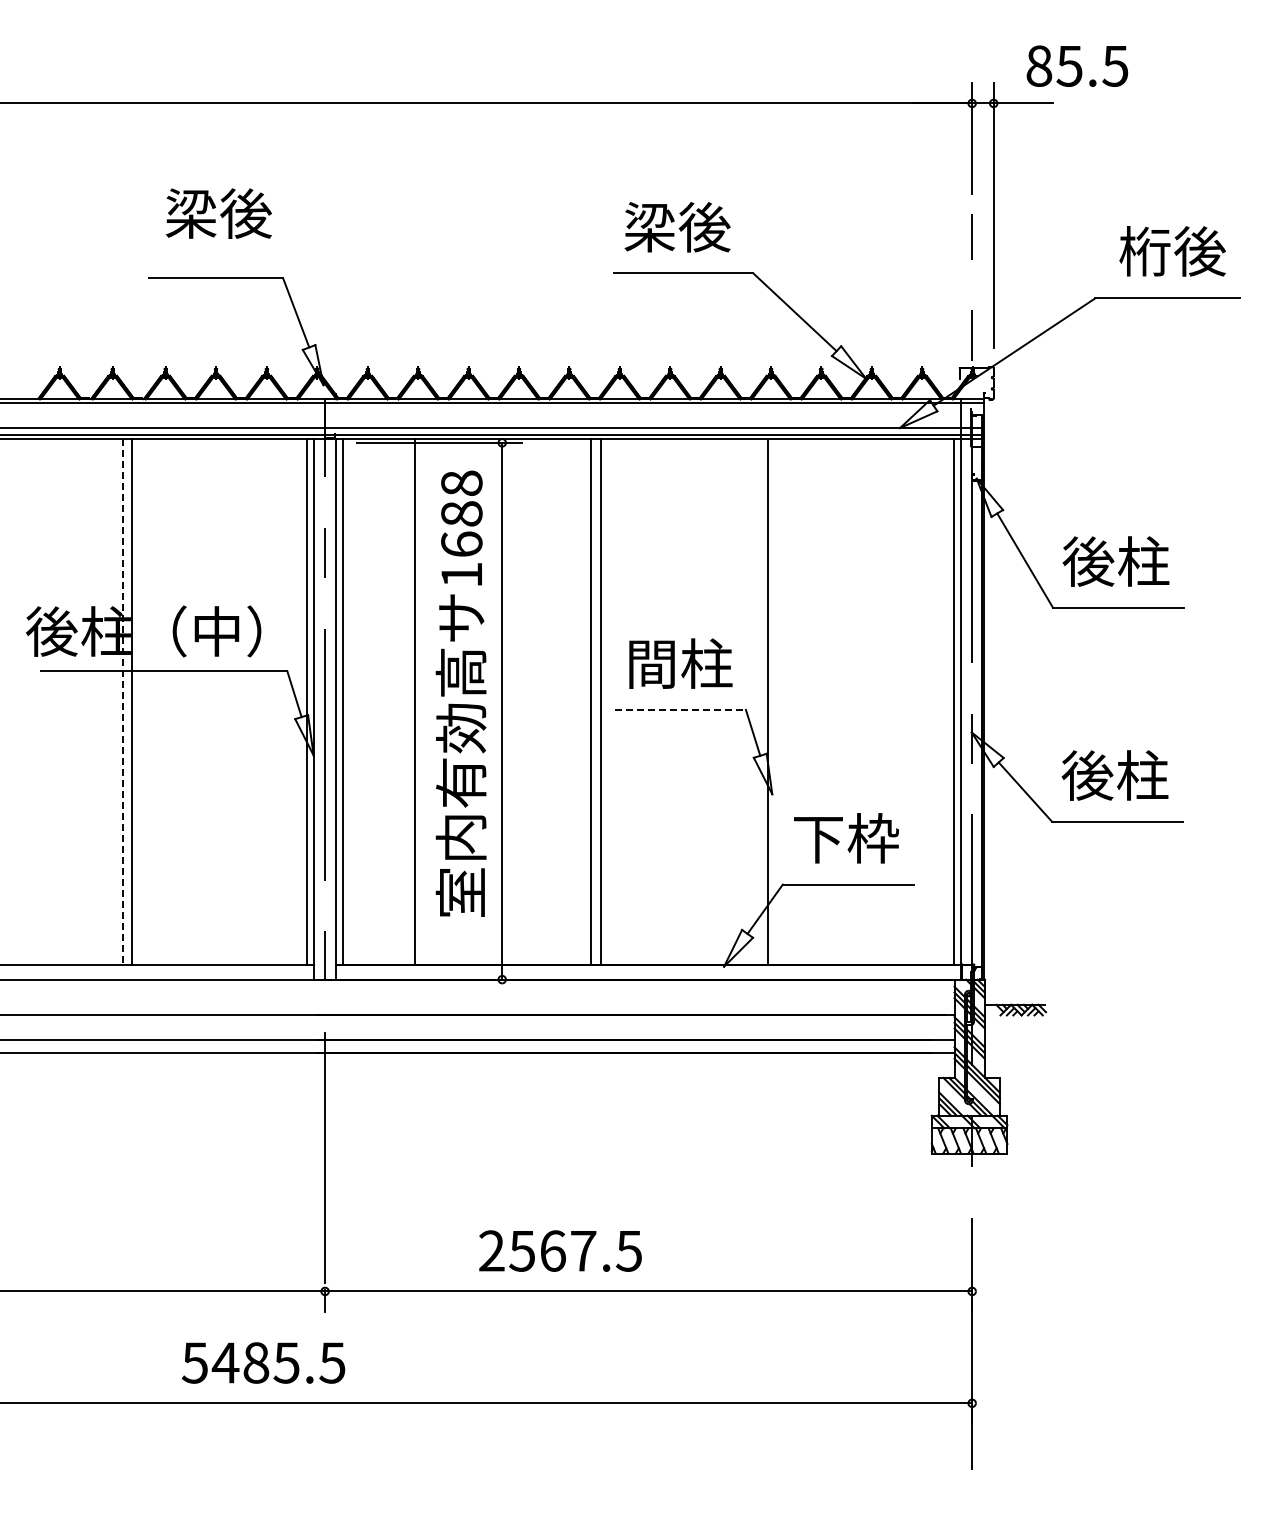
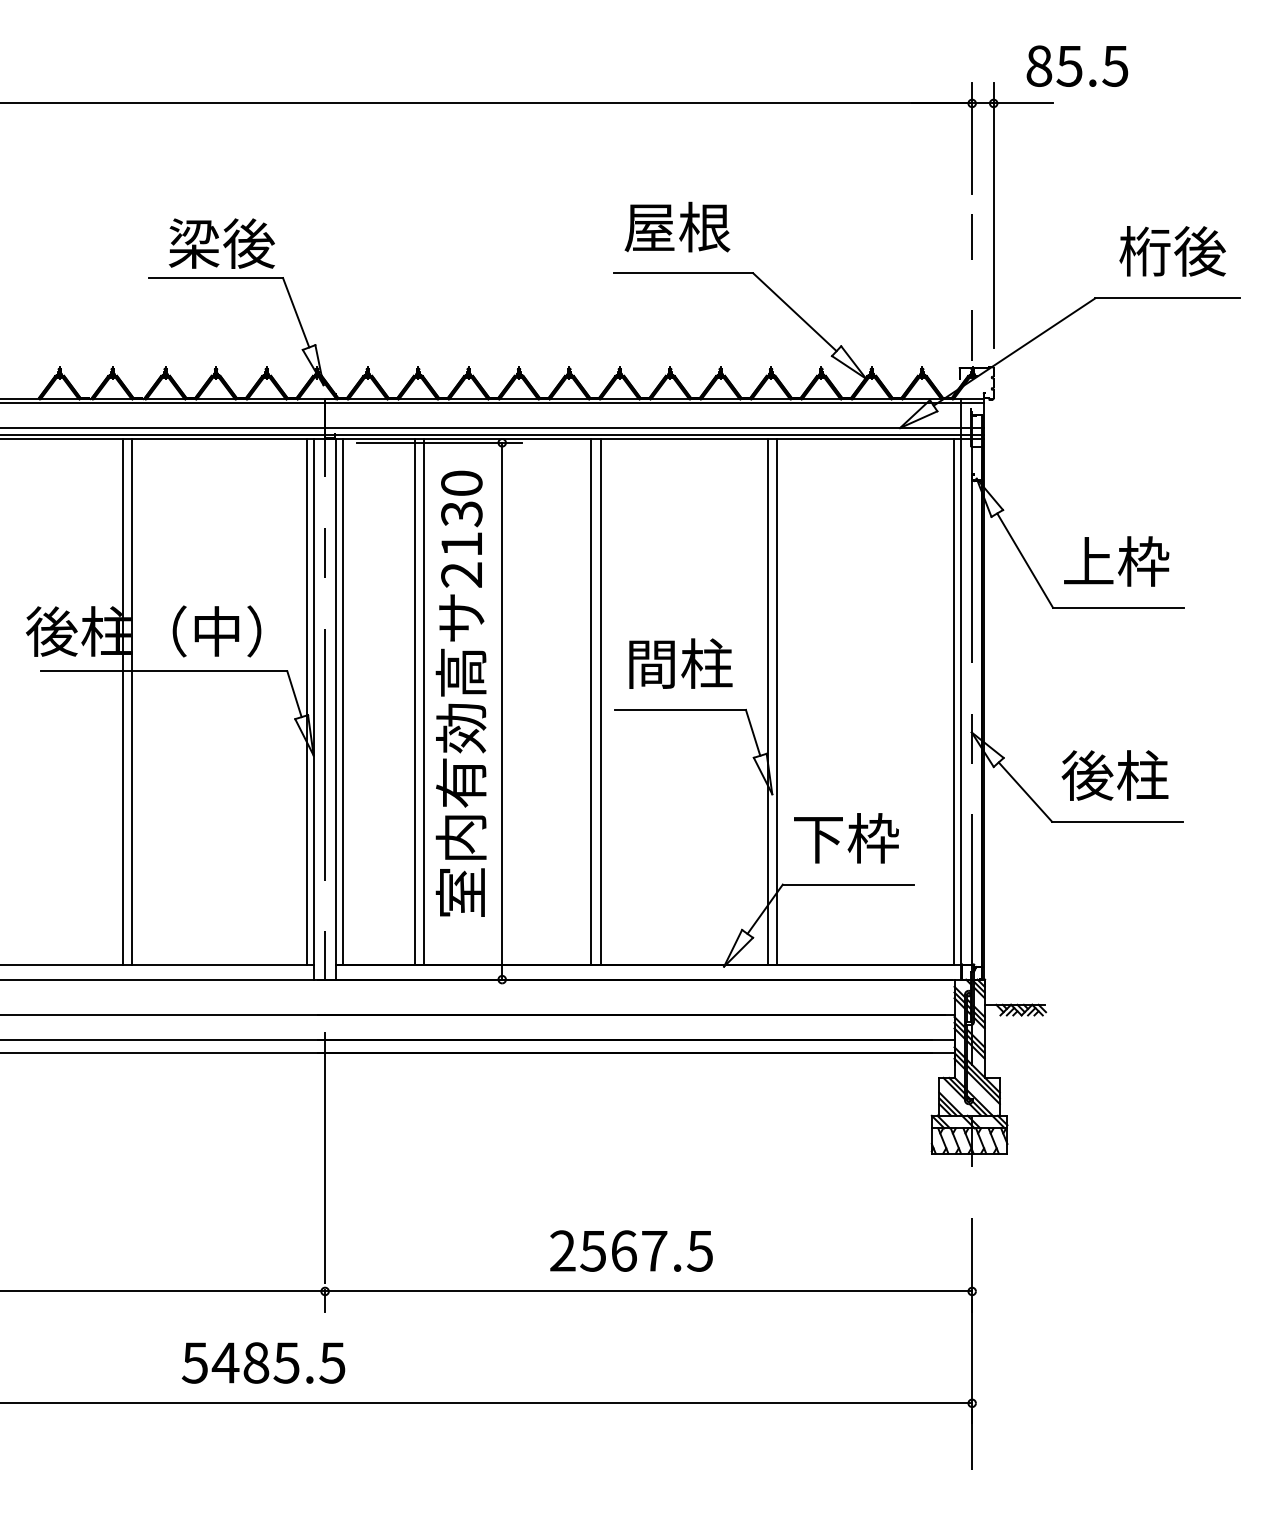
text position: (218, 213) -> (221, 243) (221, 243)
text: 梁後 -> 屋根 (677, 226)
text: 1688 -> 2130 (461, 528)
text: 後柱 -> 上枠 (1115, 561)
line: dashed -> solid (123, 701)
line: none -> present (424, 701)
line: none -> present (776, 701)
line: dashed -> solid (680, 709)
text position: (560, 1250) -> (631, 1250) (631, 1250)
